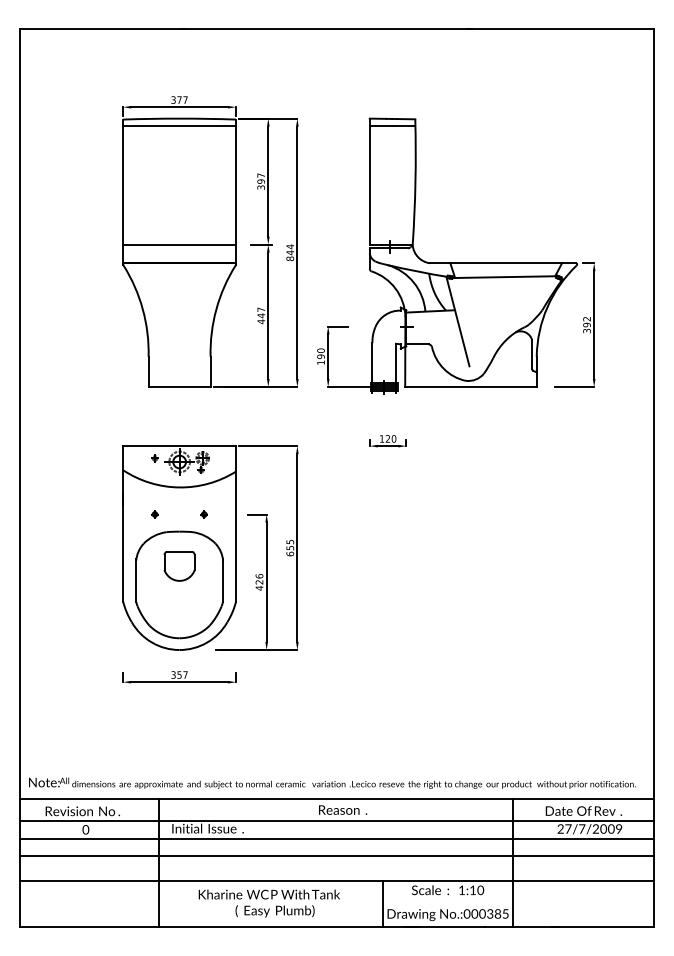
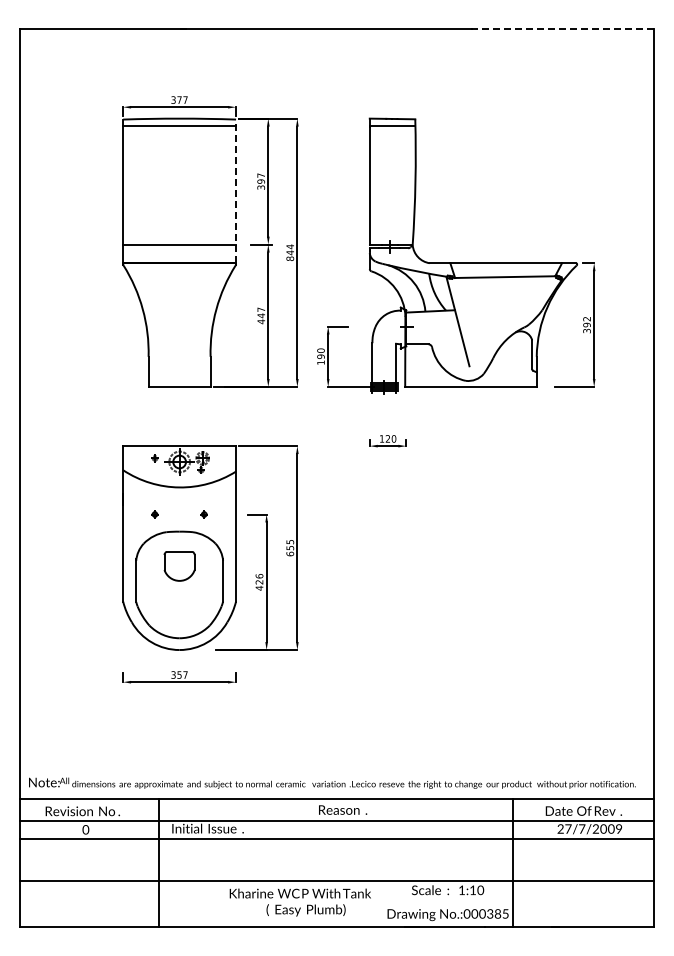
line: solid -> dashed (559, 28)
line: solid -> dashed (236, 191)
line: present -> none (336, 856)
text position: (268, 903) -> (299, 902) (299, 902)
line: present -> none (383, 904)
